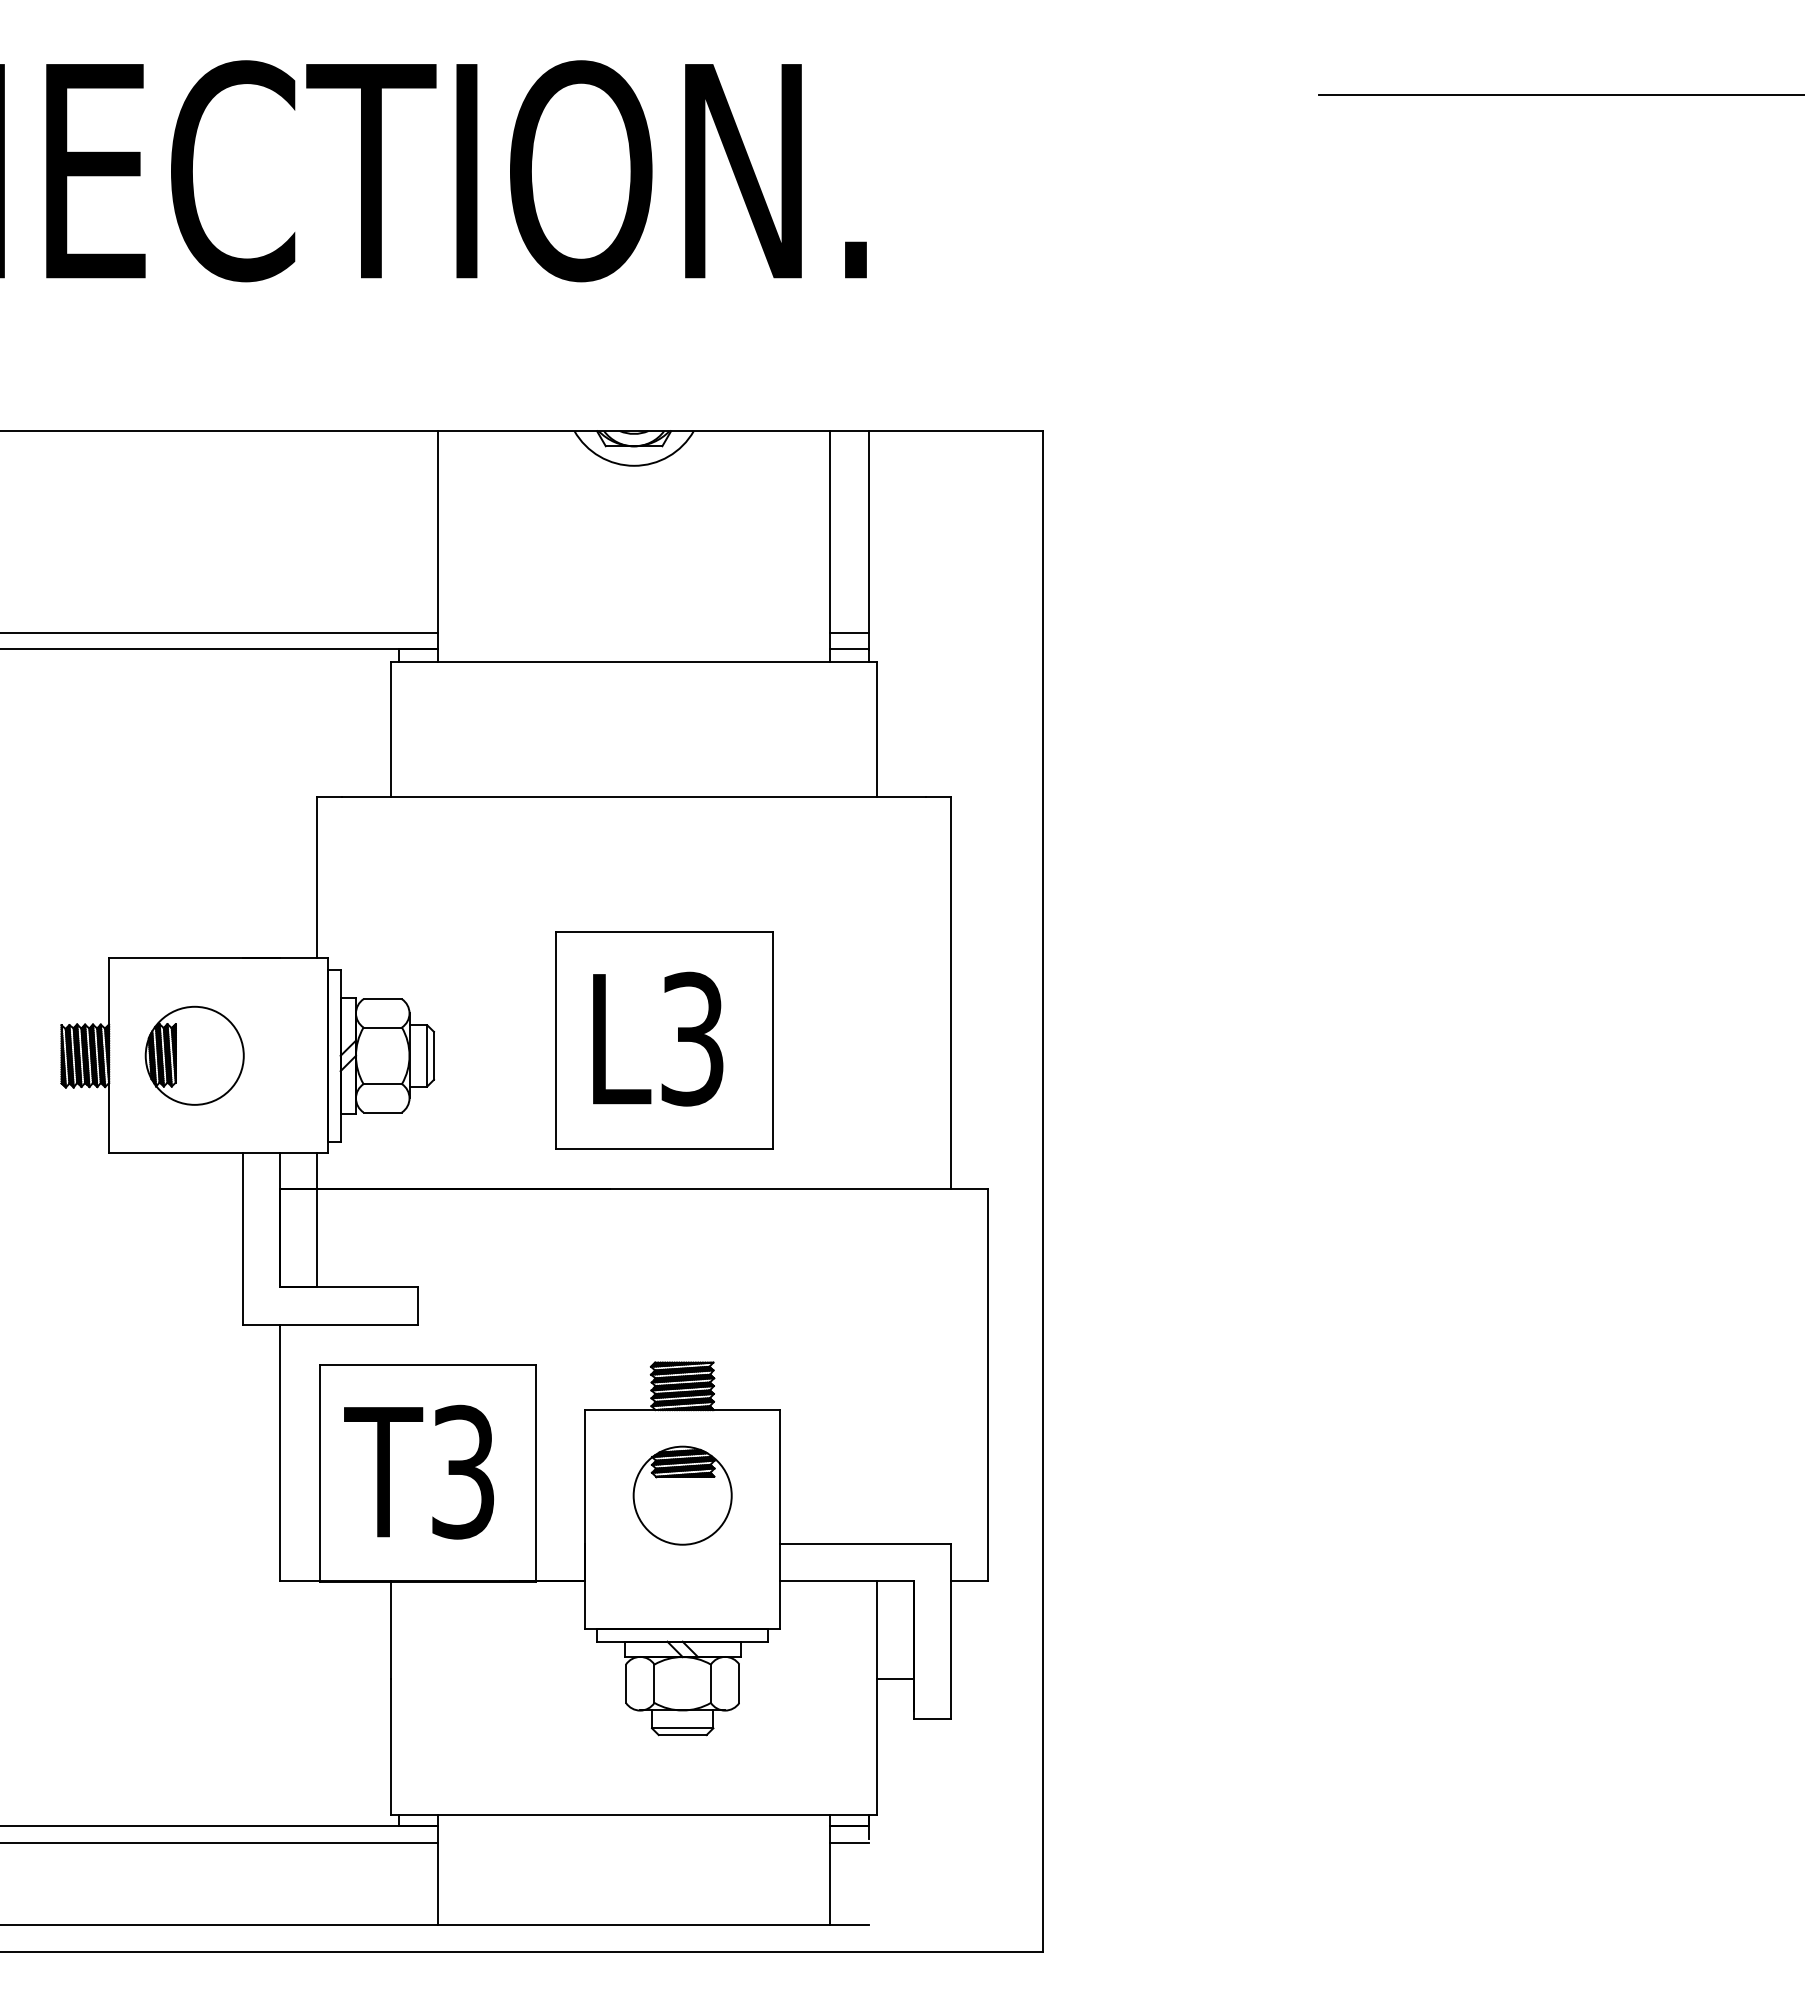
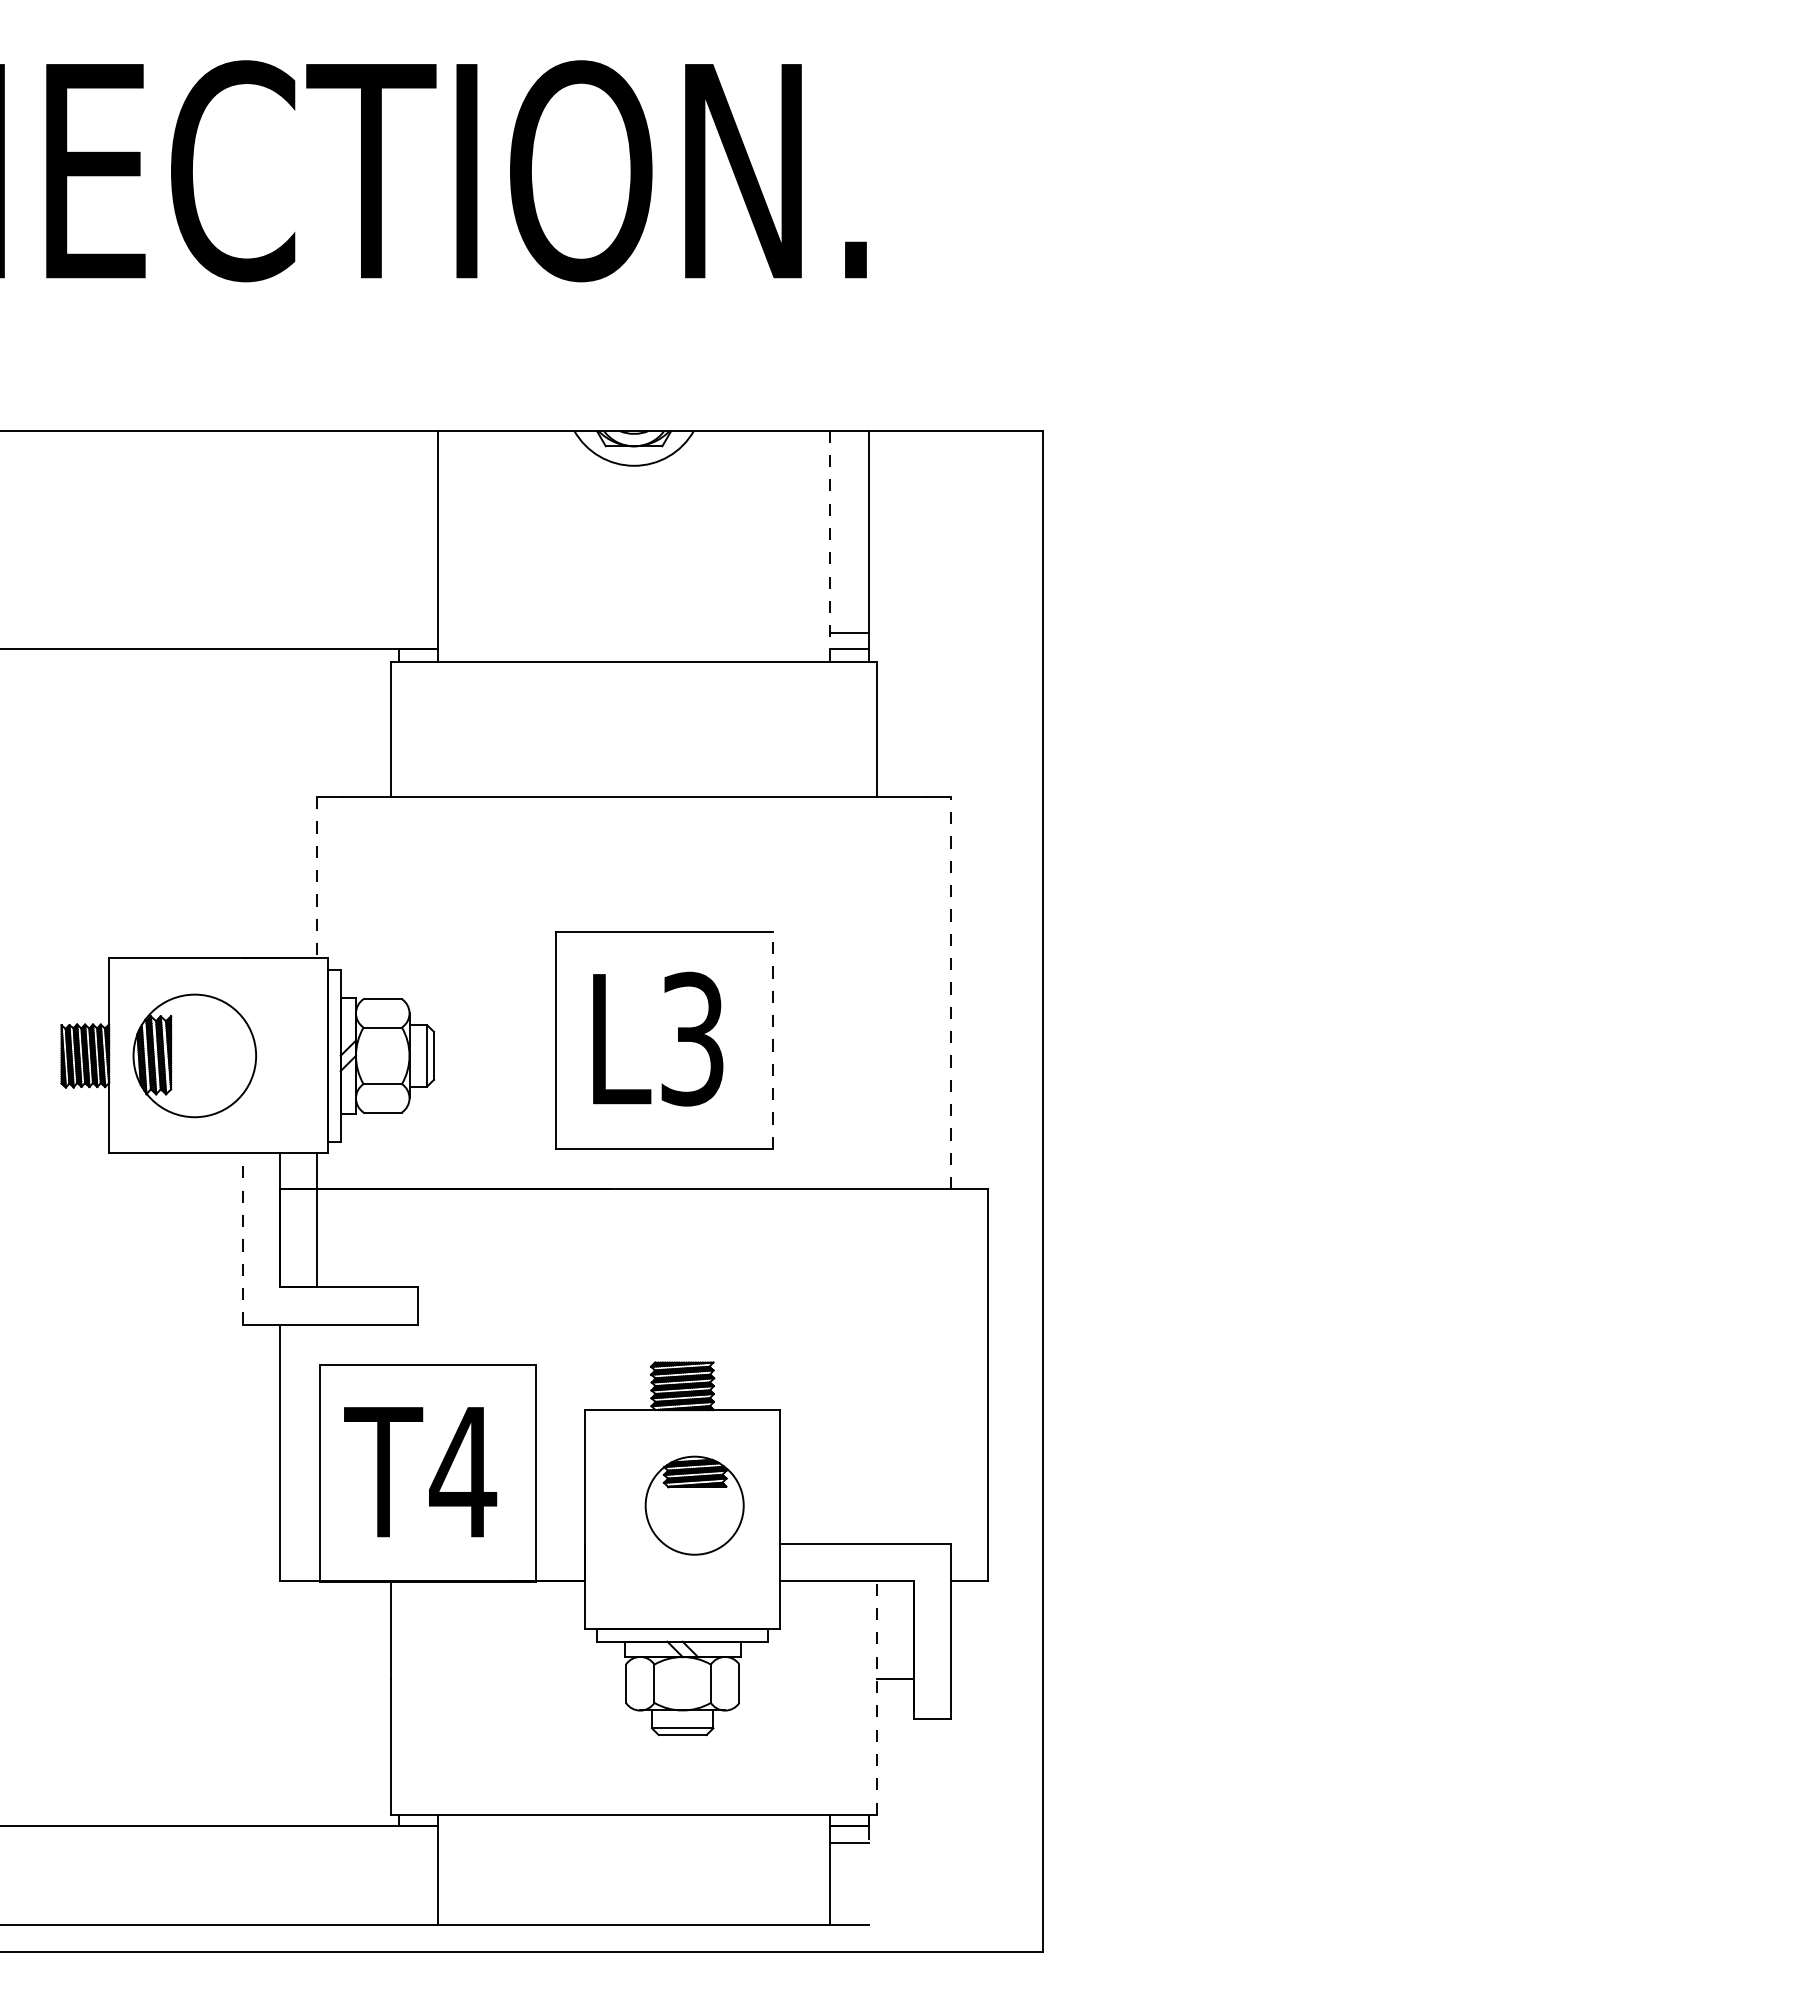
line: present -> none (1560, 95)
line: solid -> dashed (830, 545)
line: present -> none (220, 632)
line: solid -> dashed (317, 877)
line: solid -> dashed (951, 992)
line: solid -> dashed (772, 1040)
part size: 101x101 px -> 125x126 px (194, 1055)
line: solid -> dashed (243, 1238)
text: T3 -> T4 (463, 1471)
part position: (682, 1495) -> (694, 1505) (694, 1505)
line: solid -> dashed (877, 1698)
line: present -> none (219, 1843)
